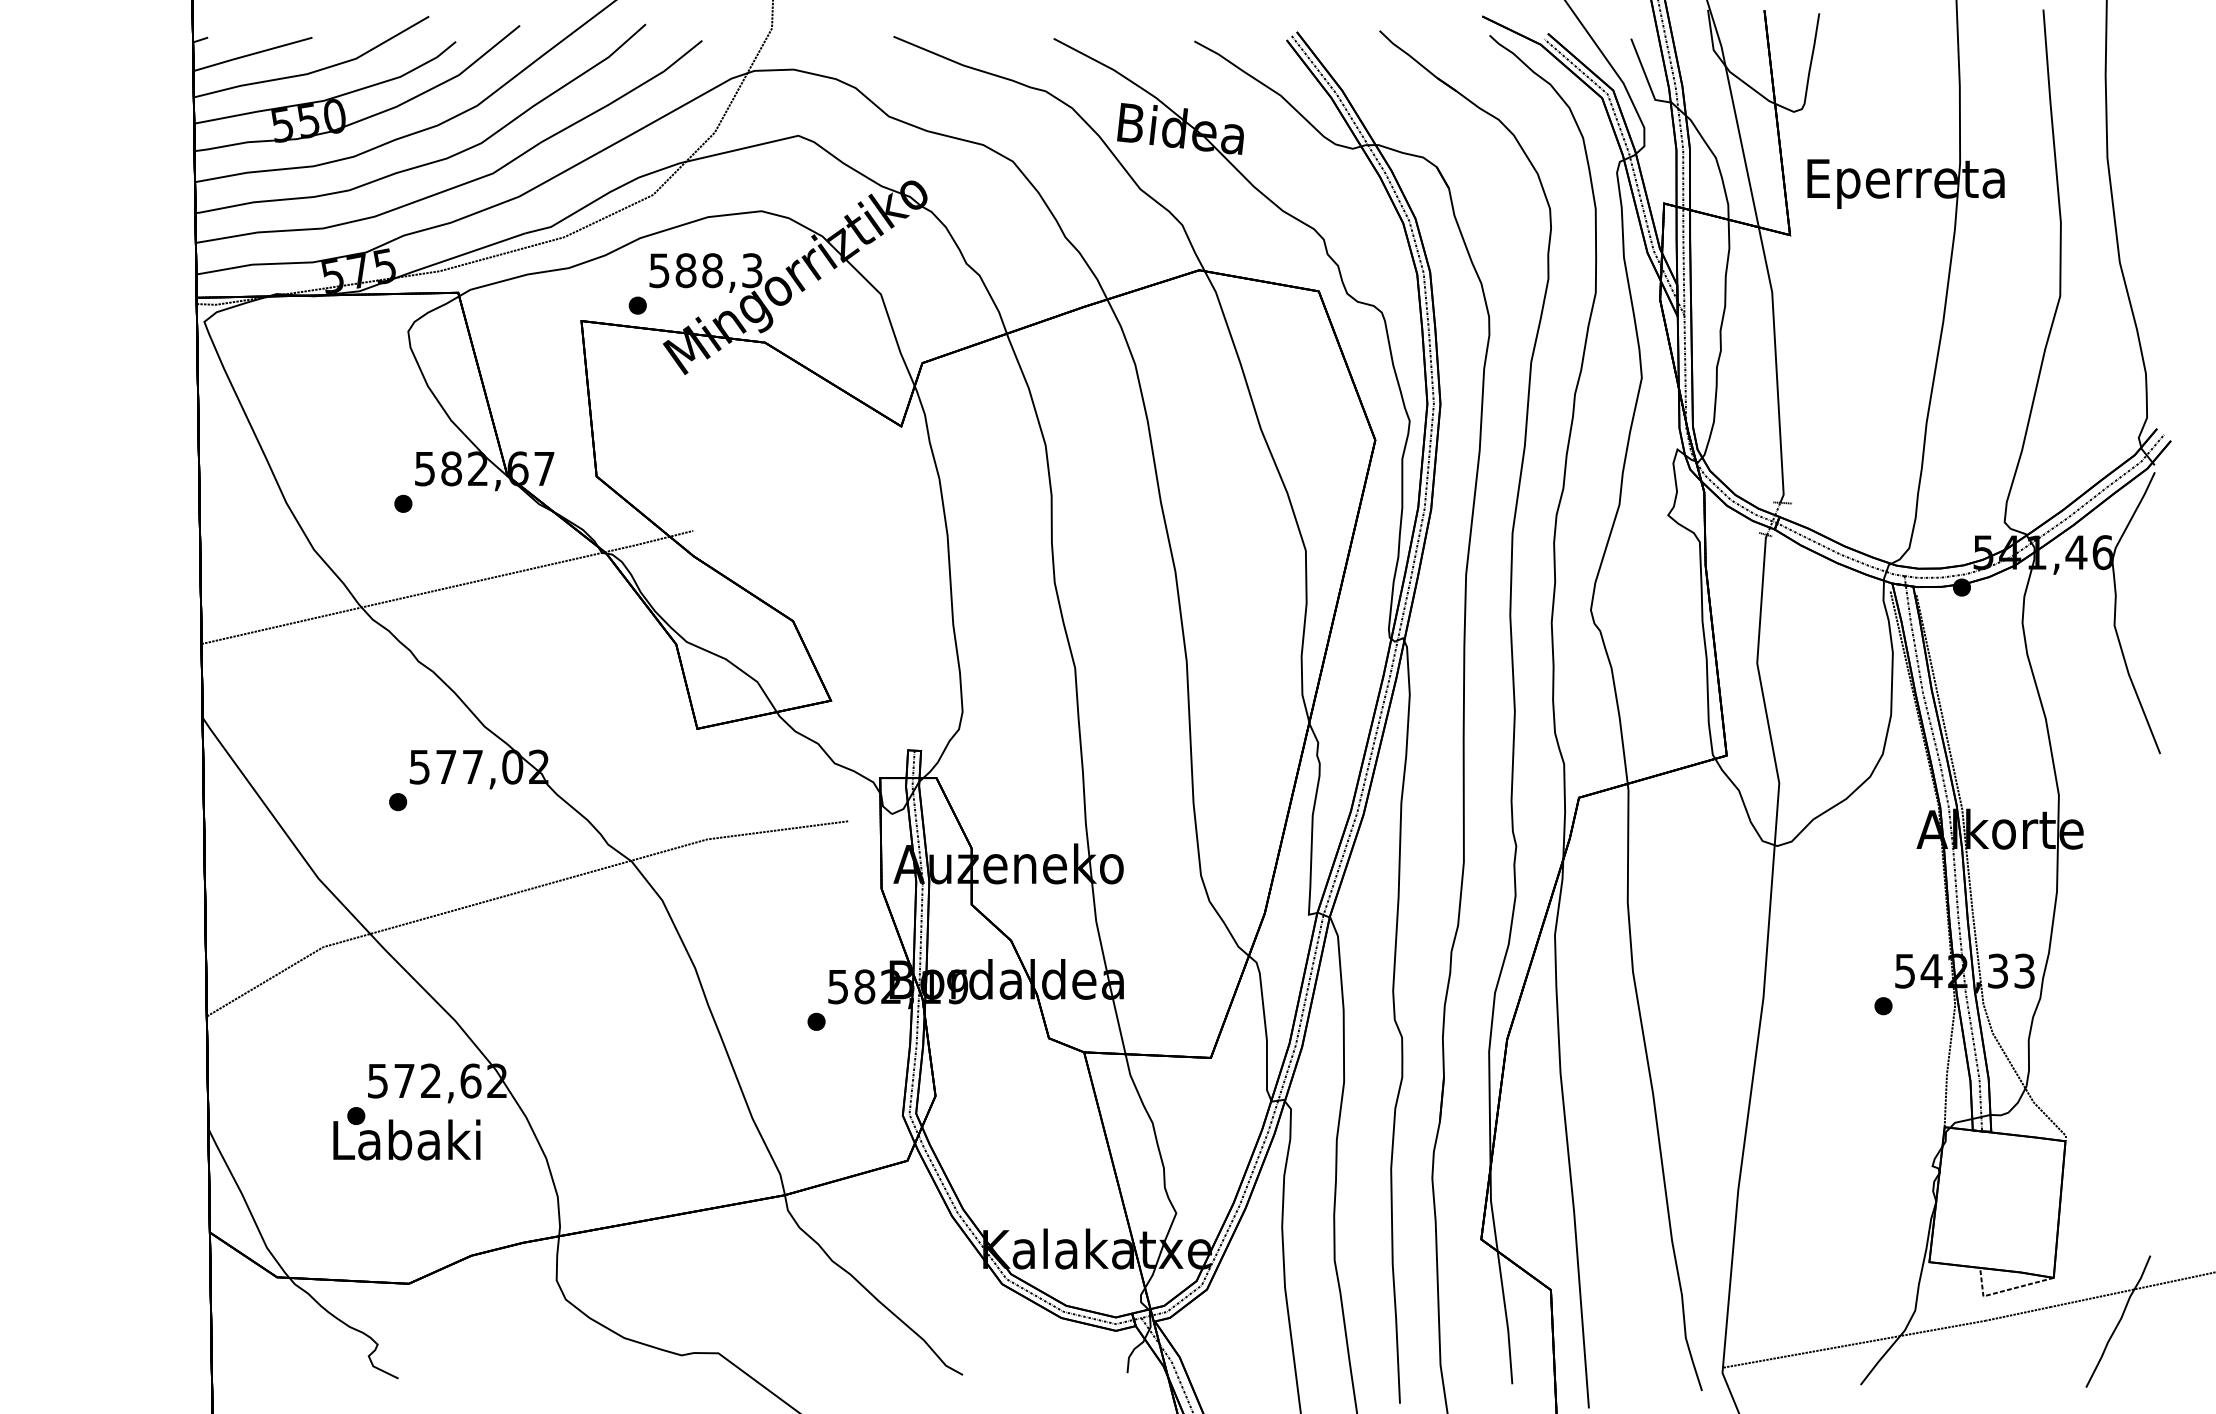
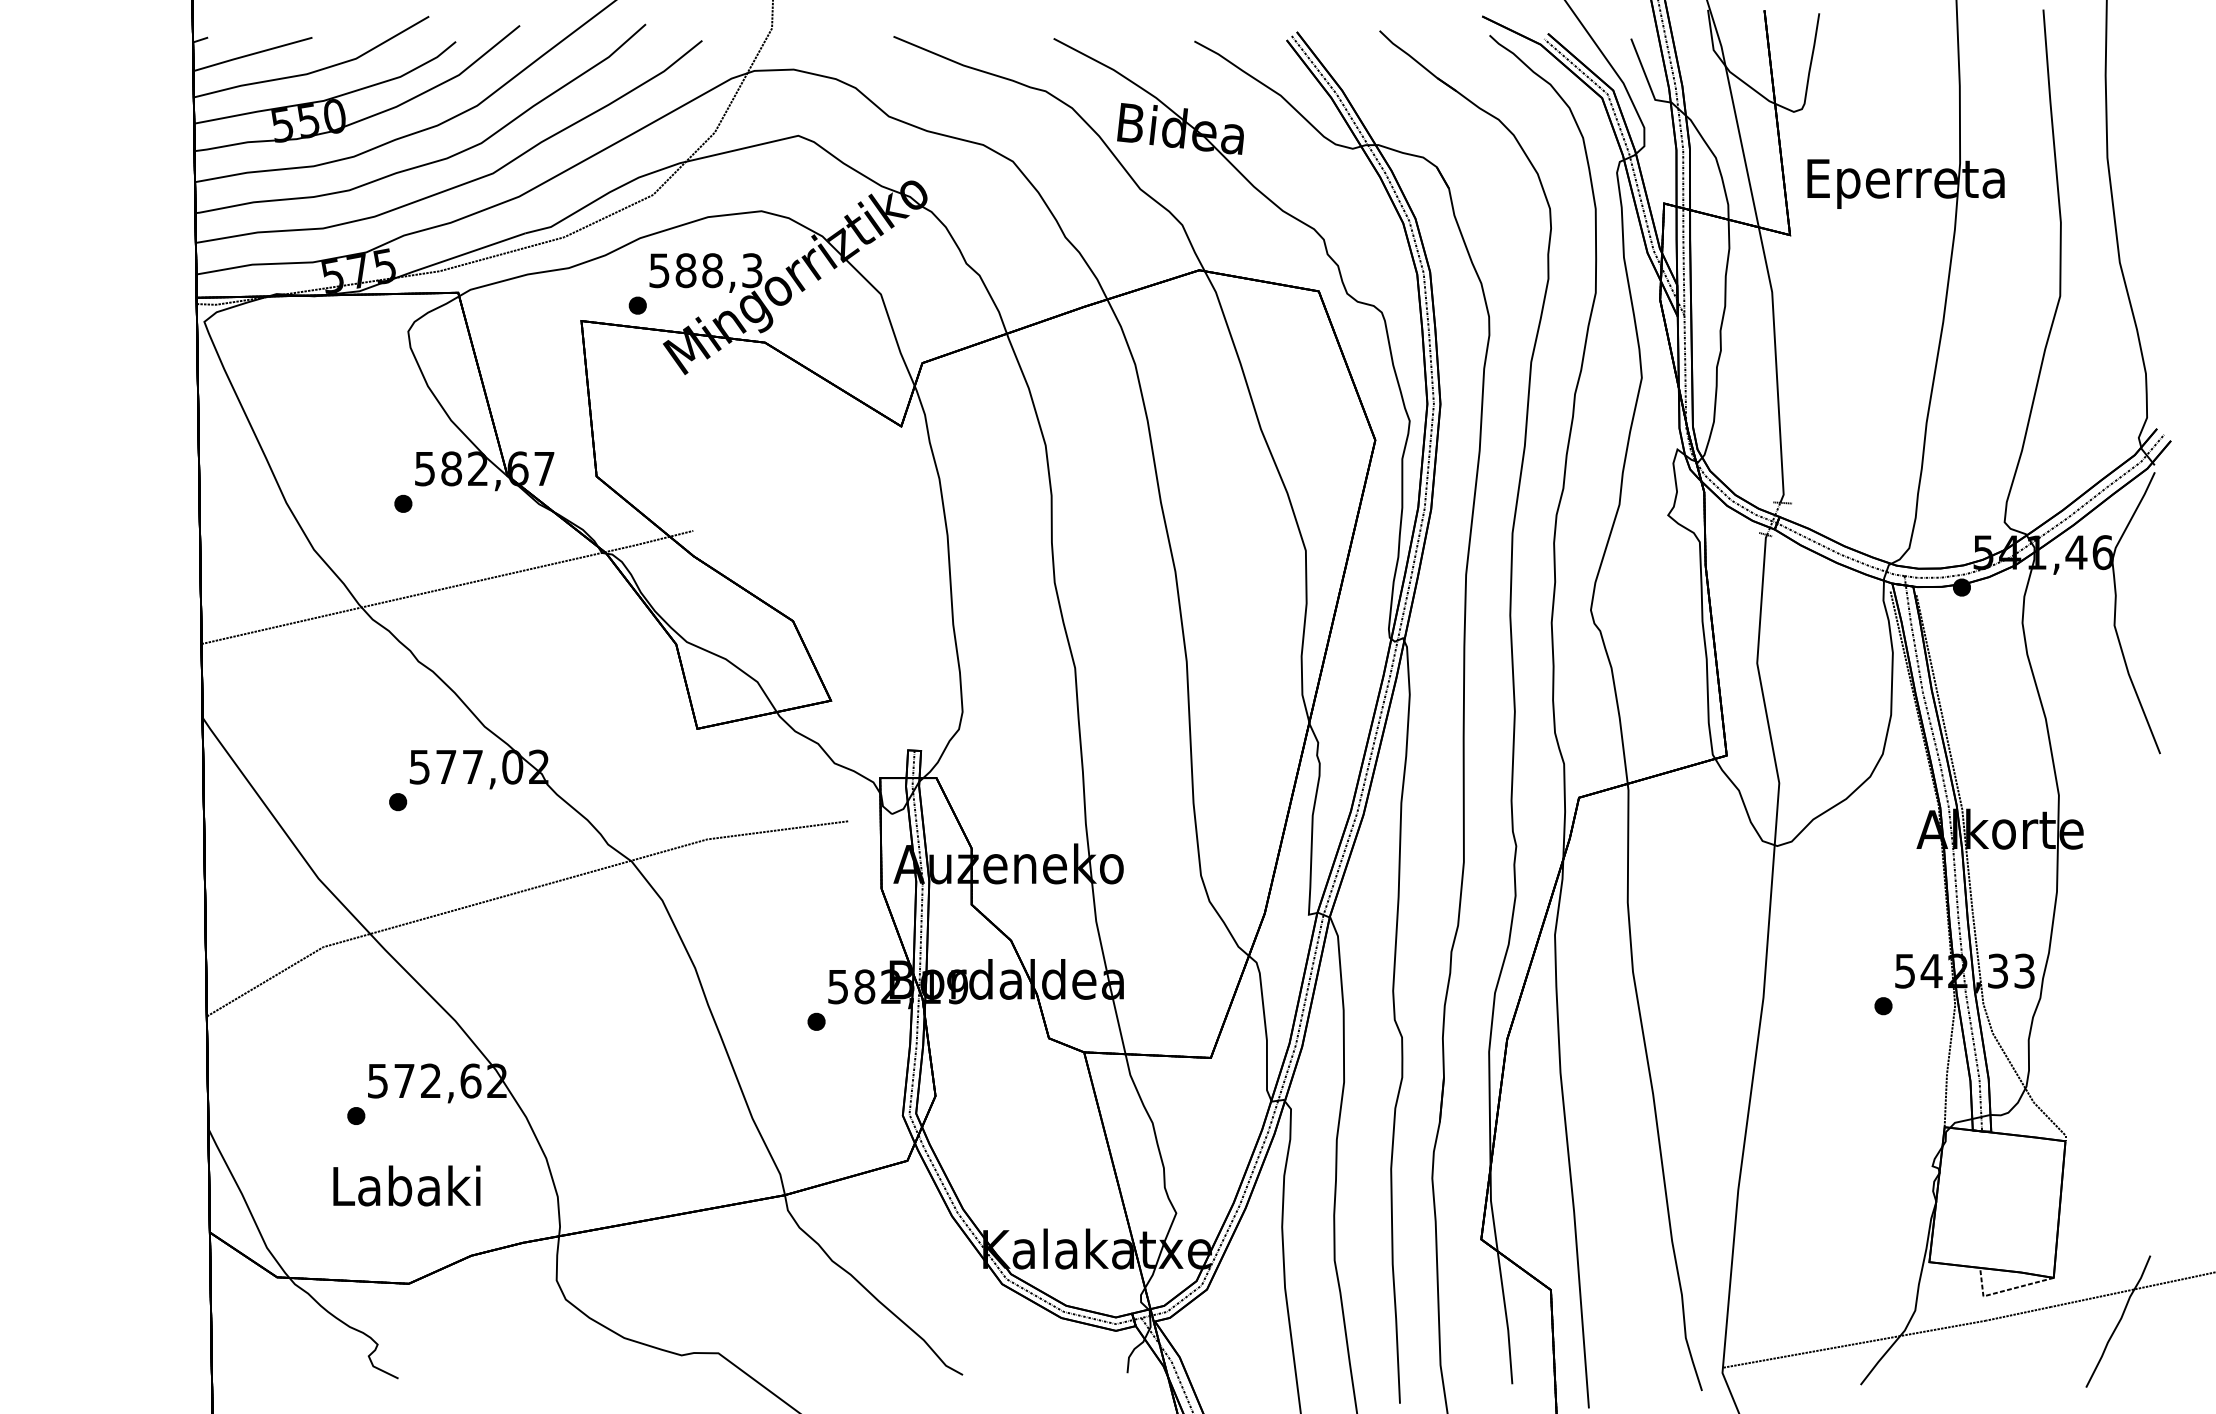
text position: (406, 1139) -> (406, 1185) (406, 1185)
